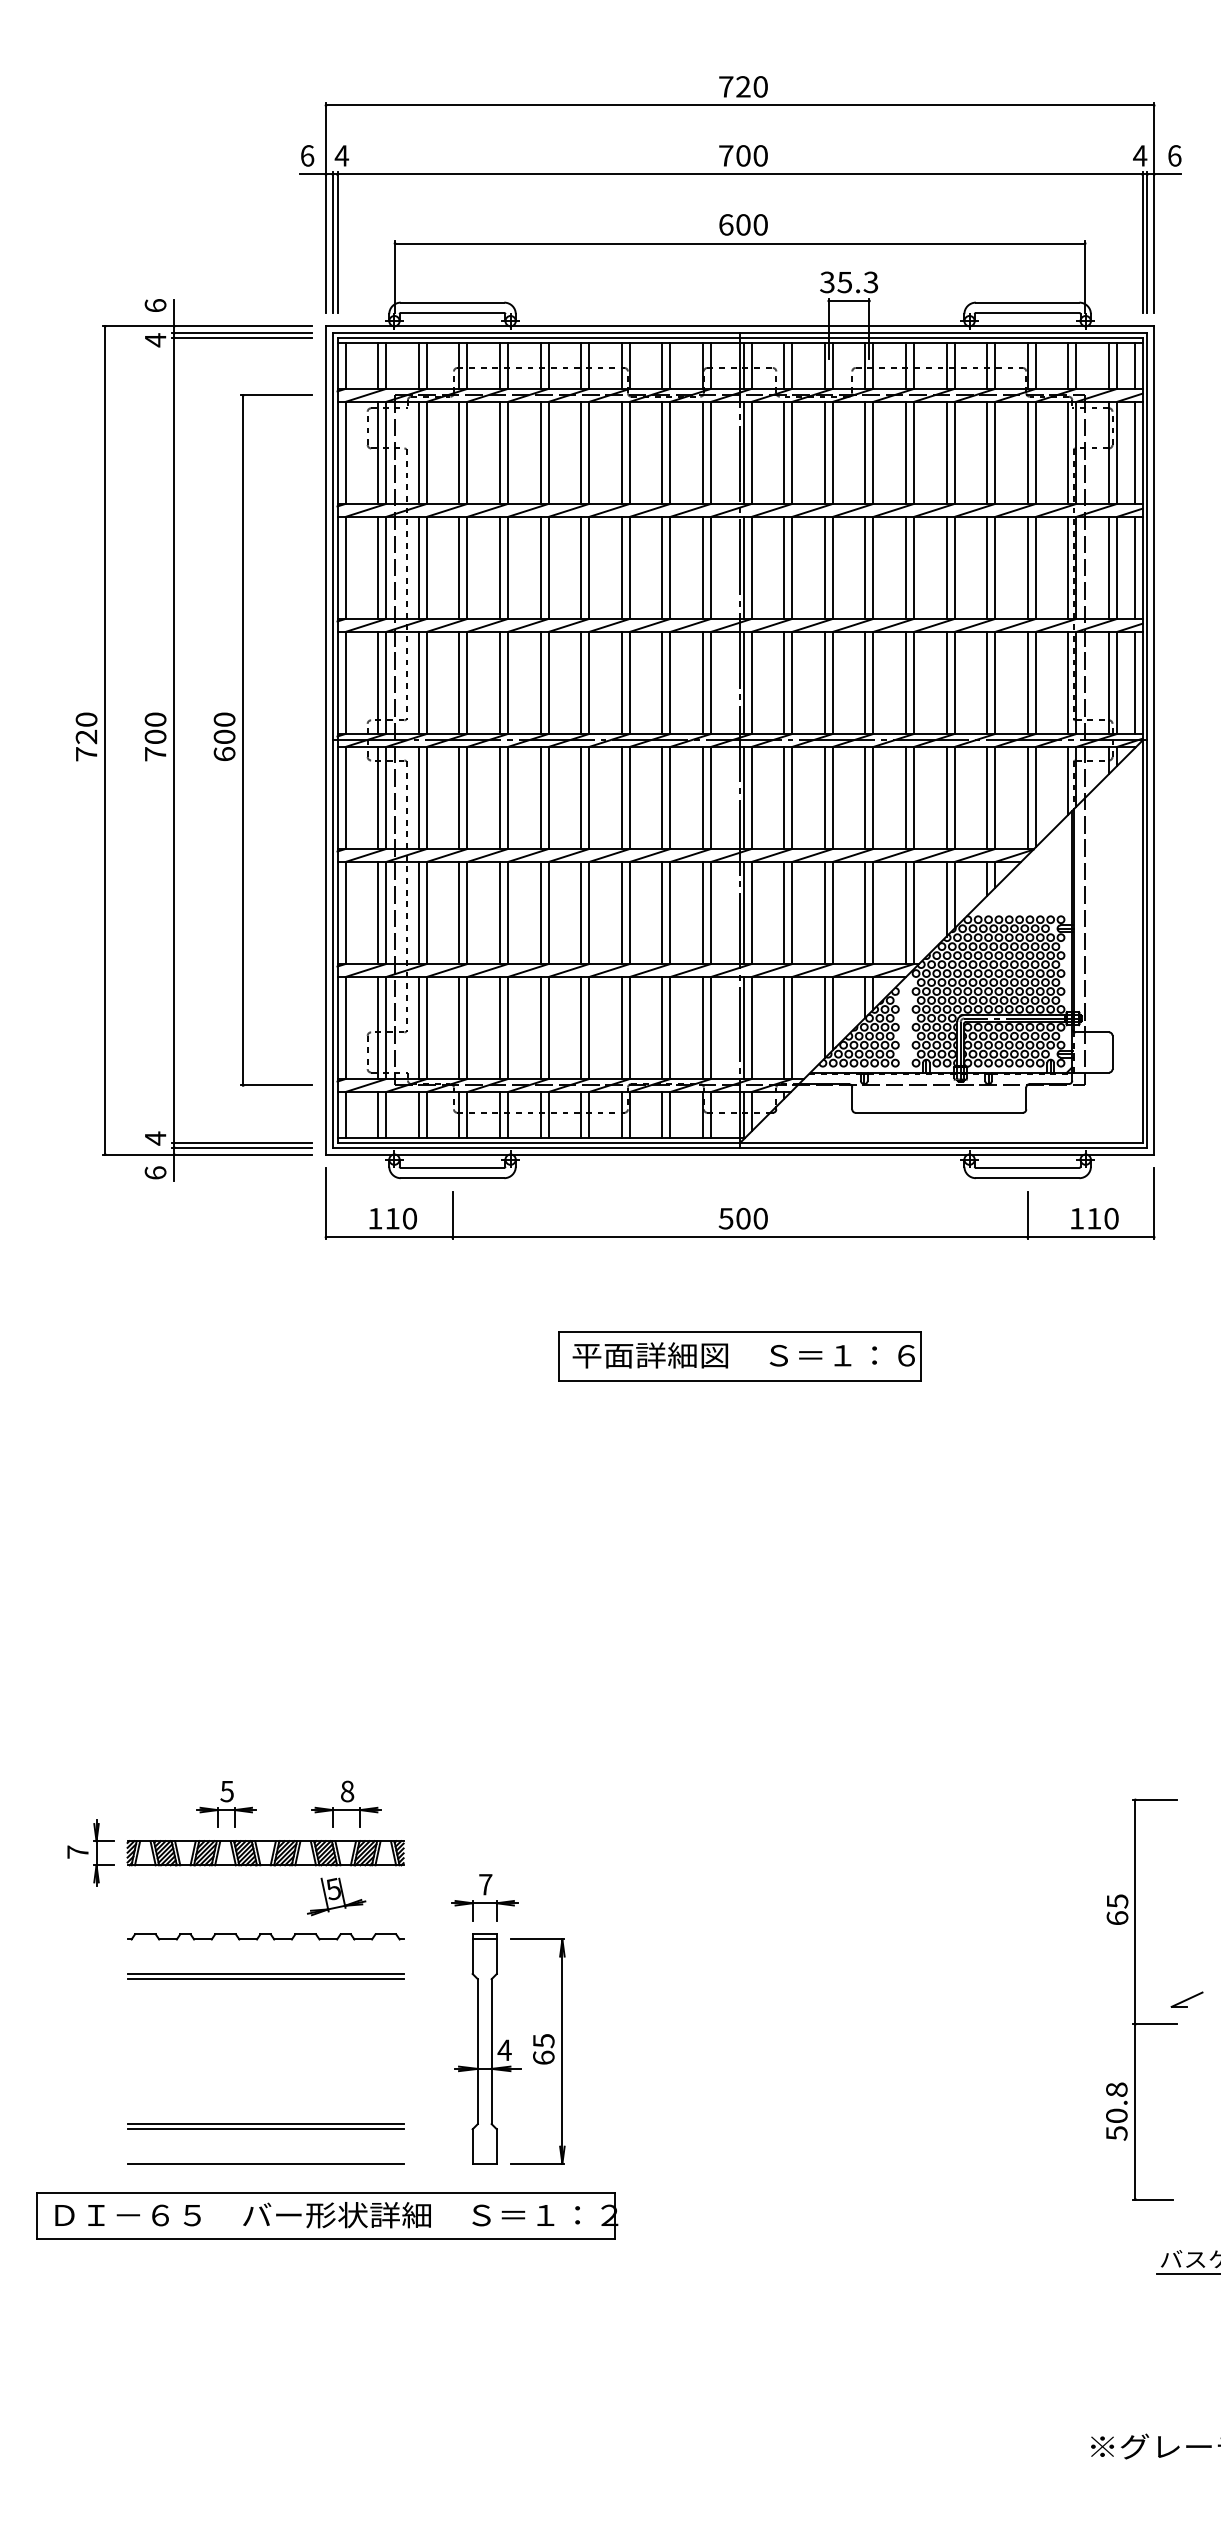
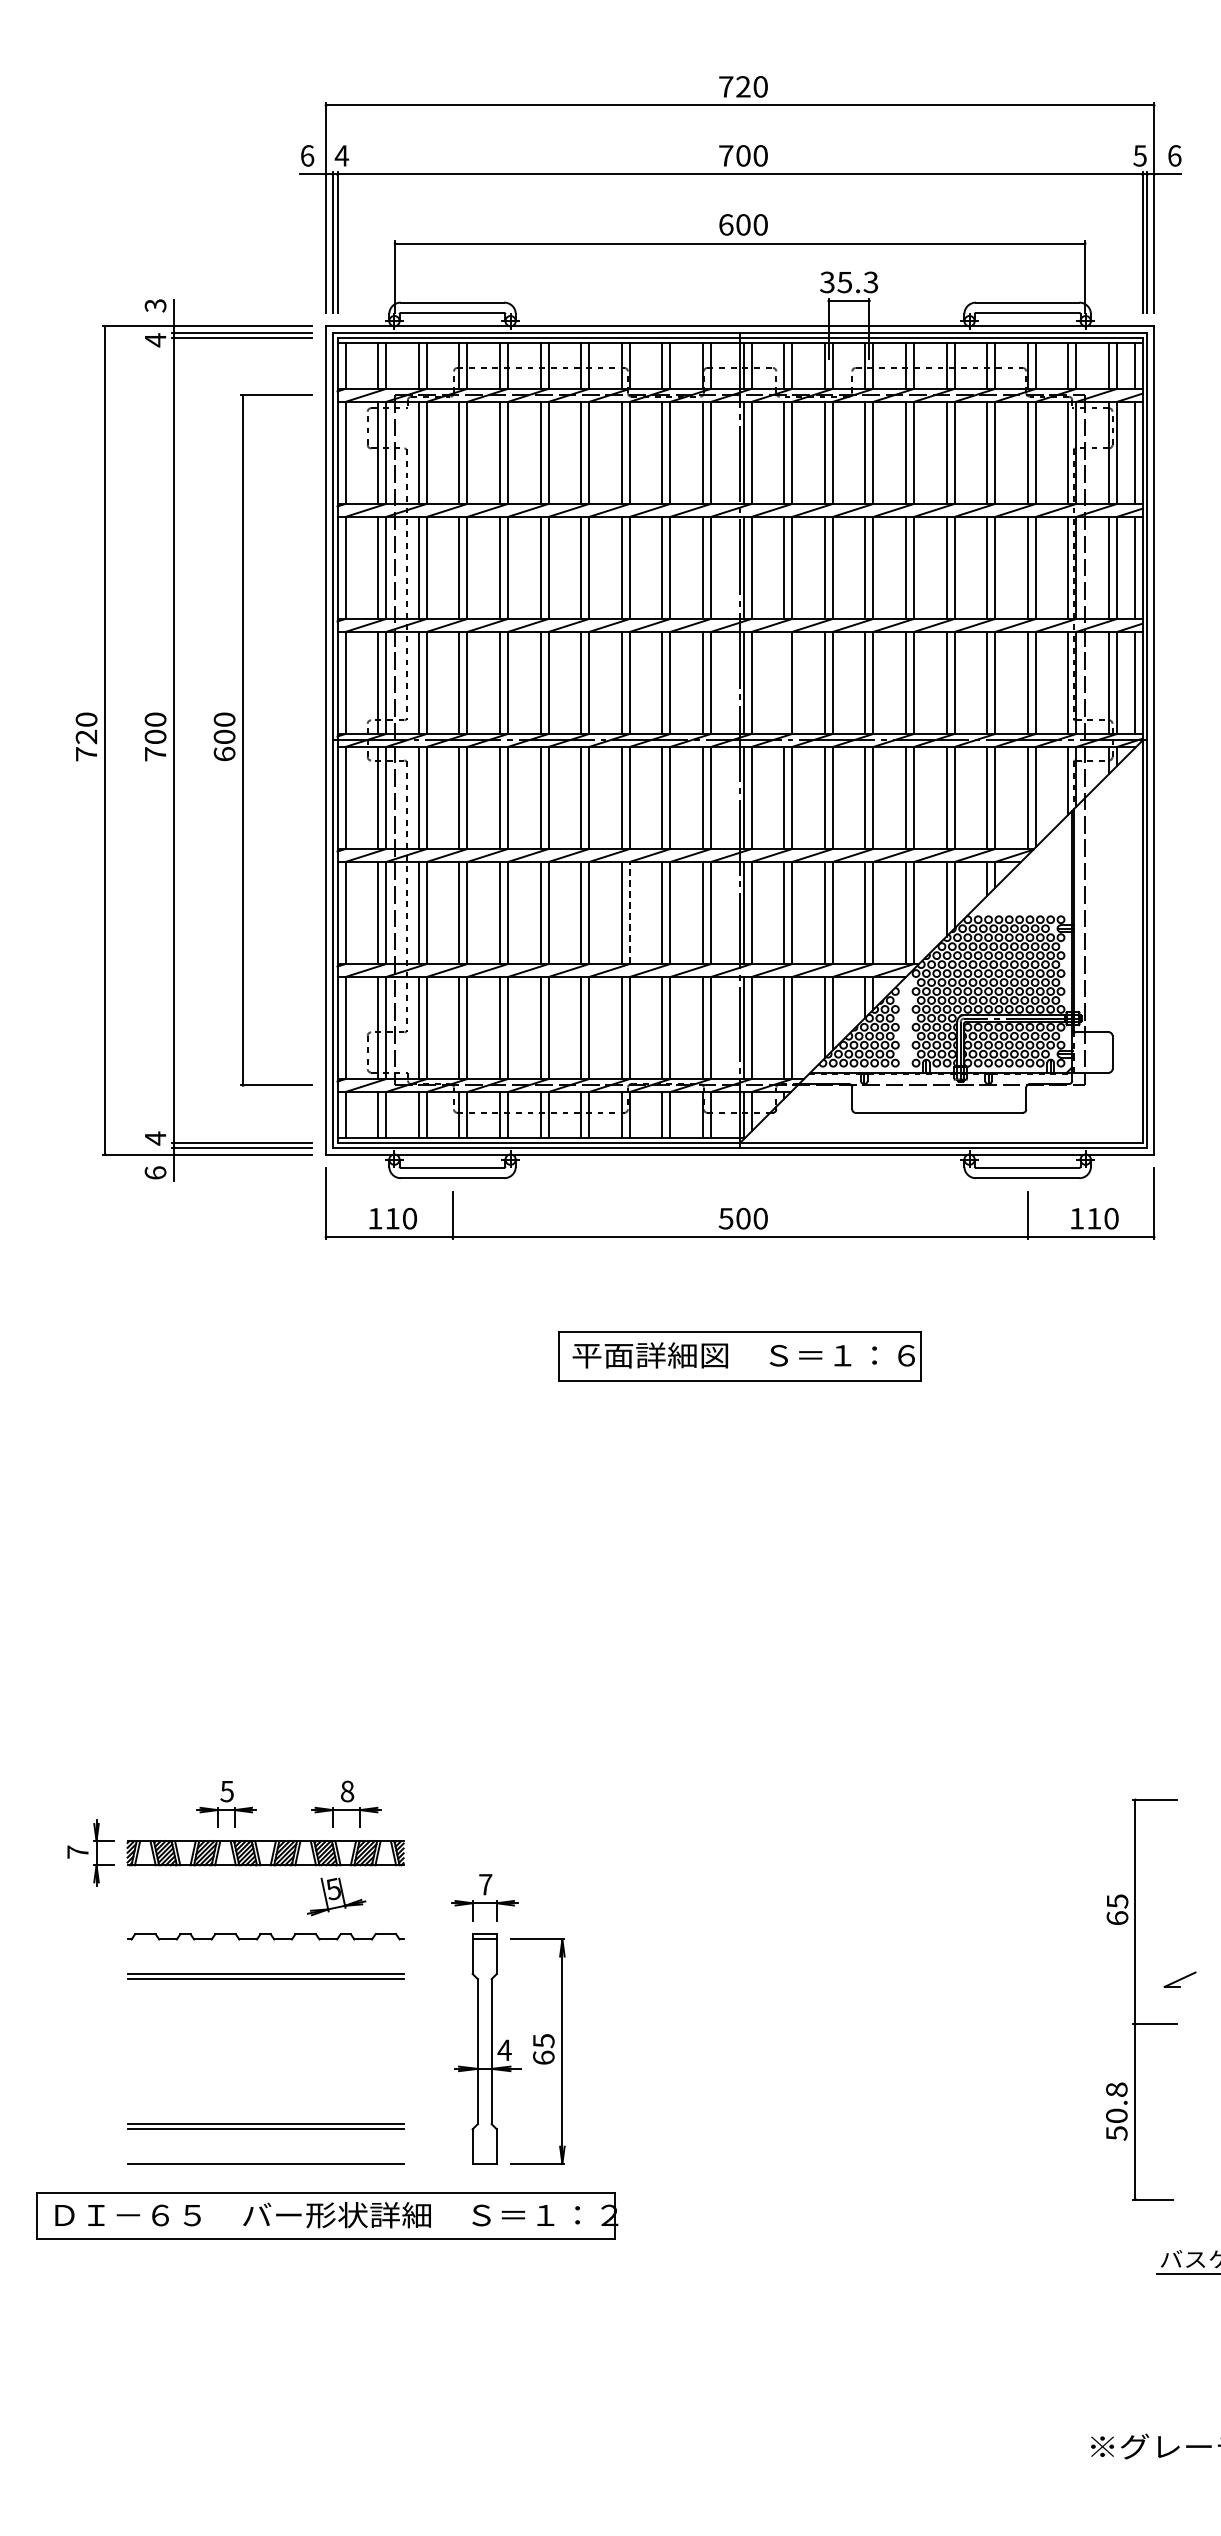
text: 4 -> 5 (1140, 155)
text: 6 -> 3 (155, 305)
line: present -> none (784, 682)
line: solid -> dashed (629, 912)
part position: (1186, 1999) -> (1179, 1979) (1179, 1979)
